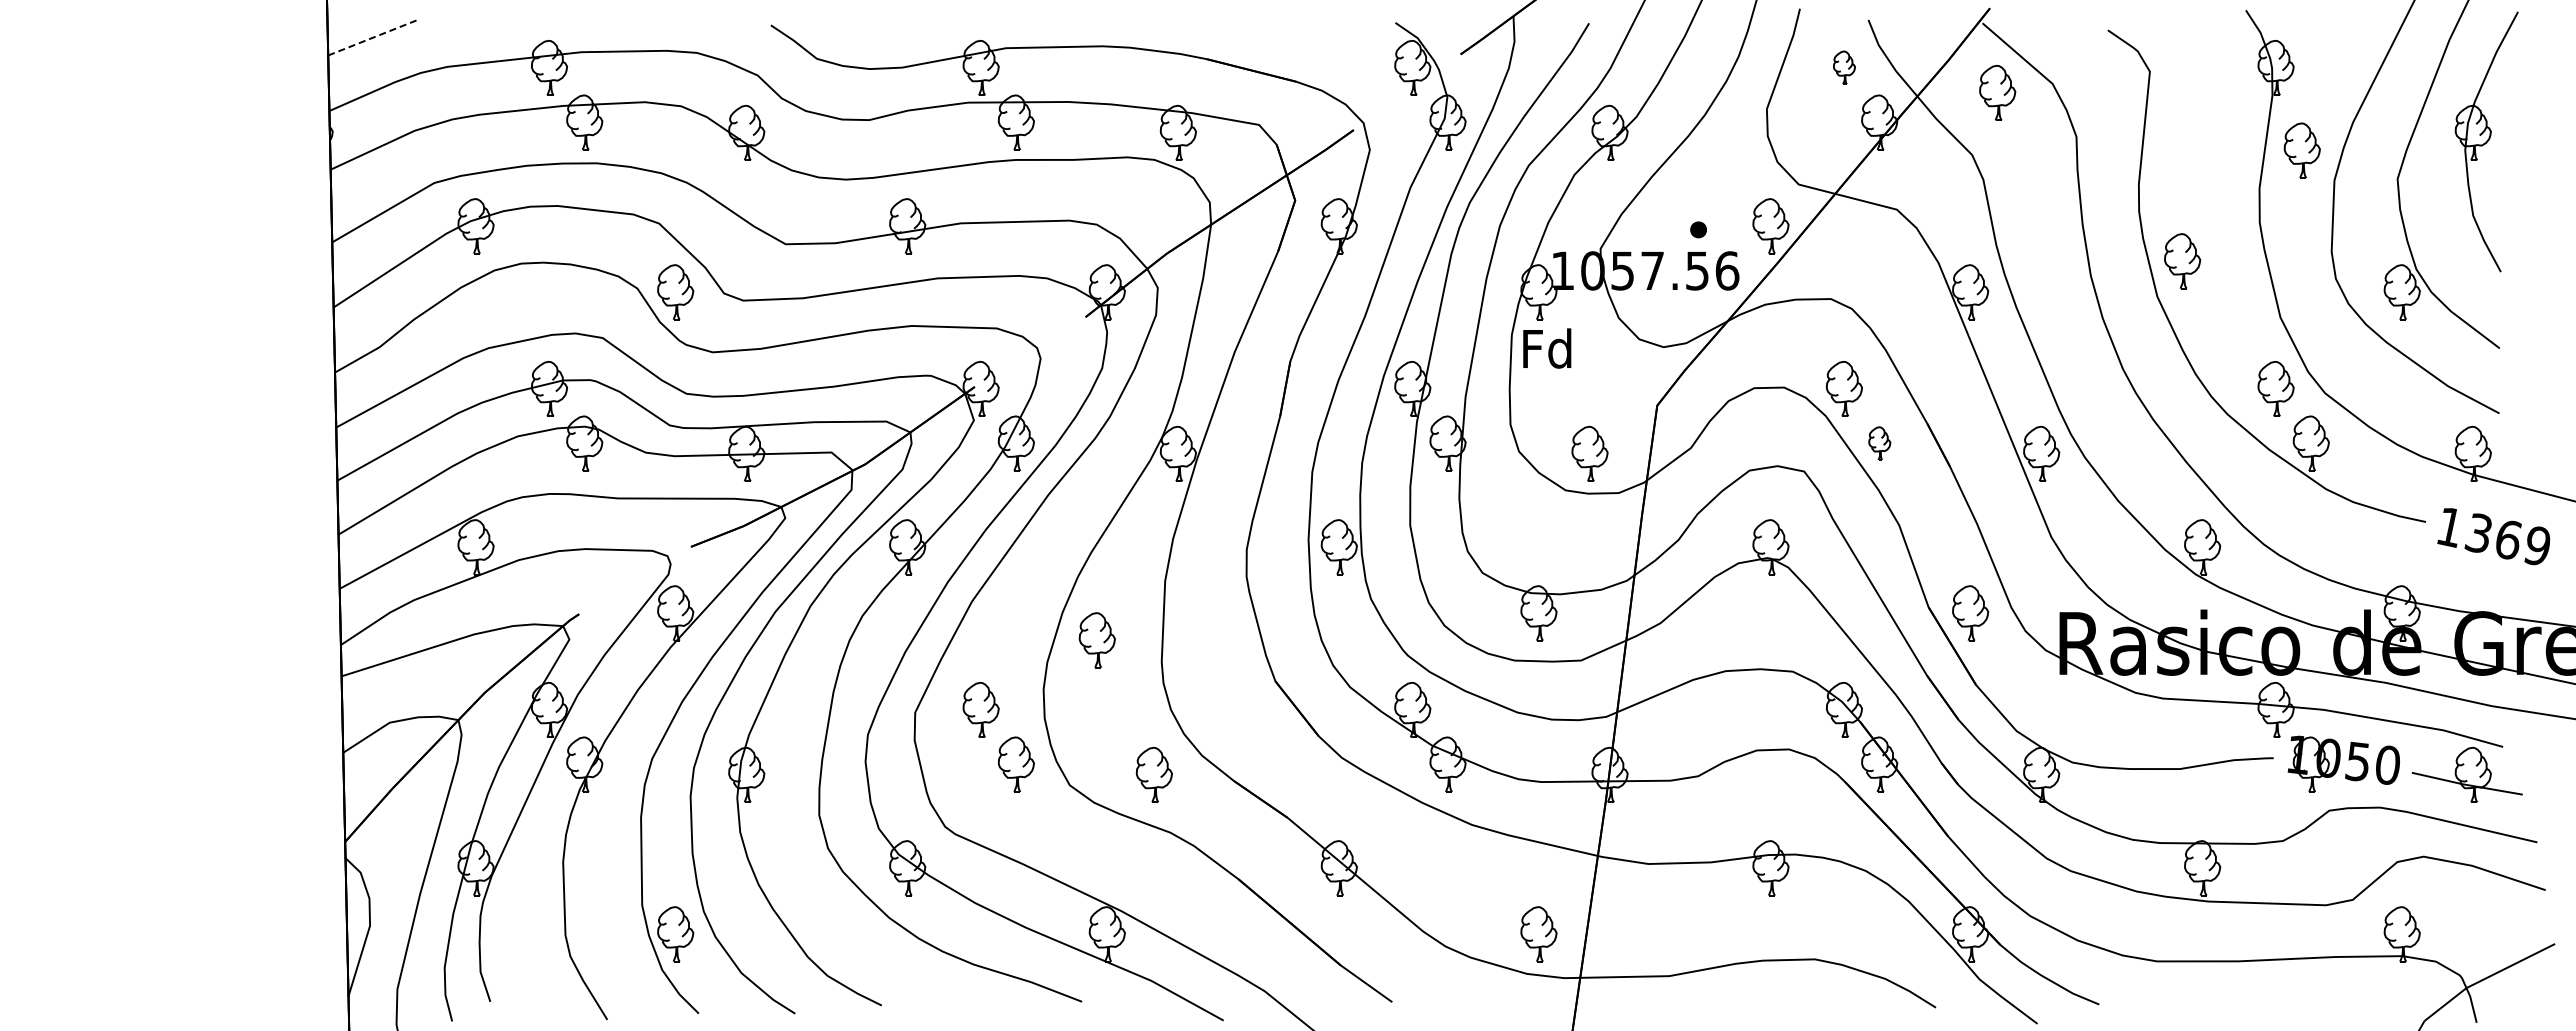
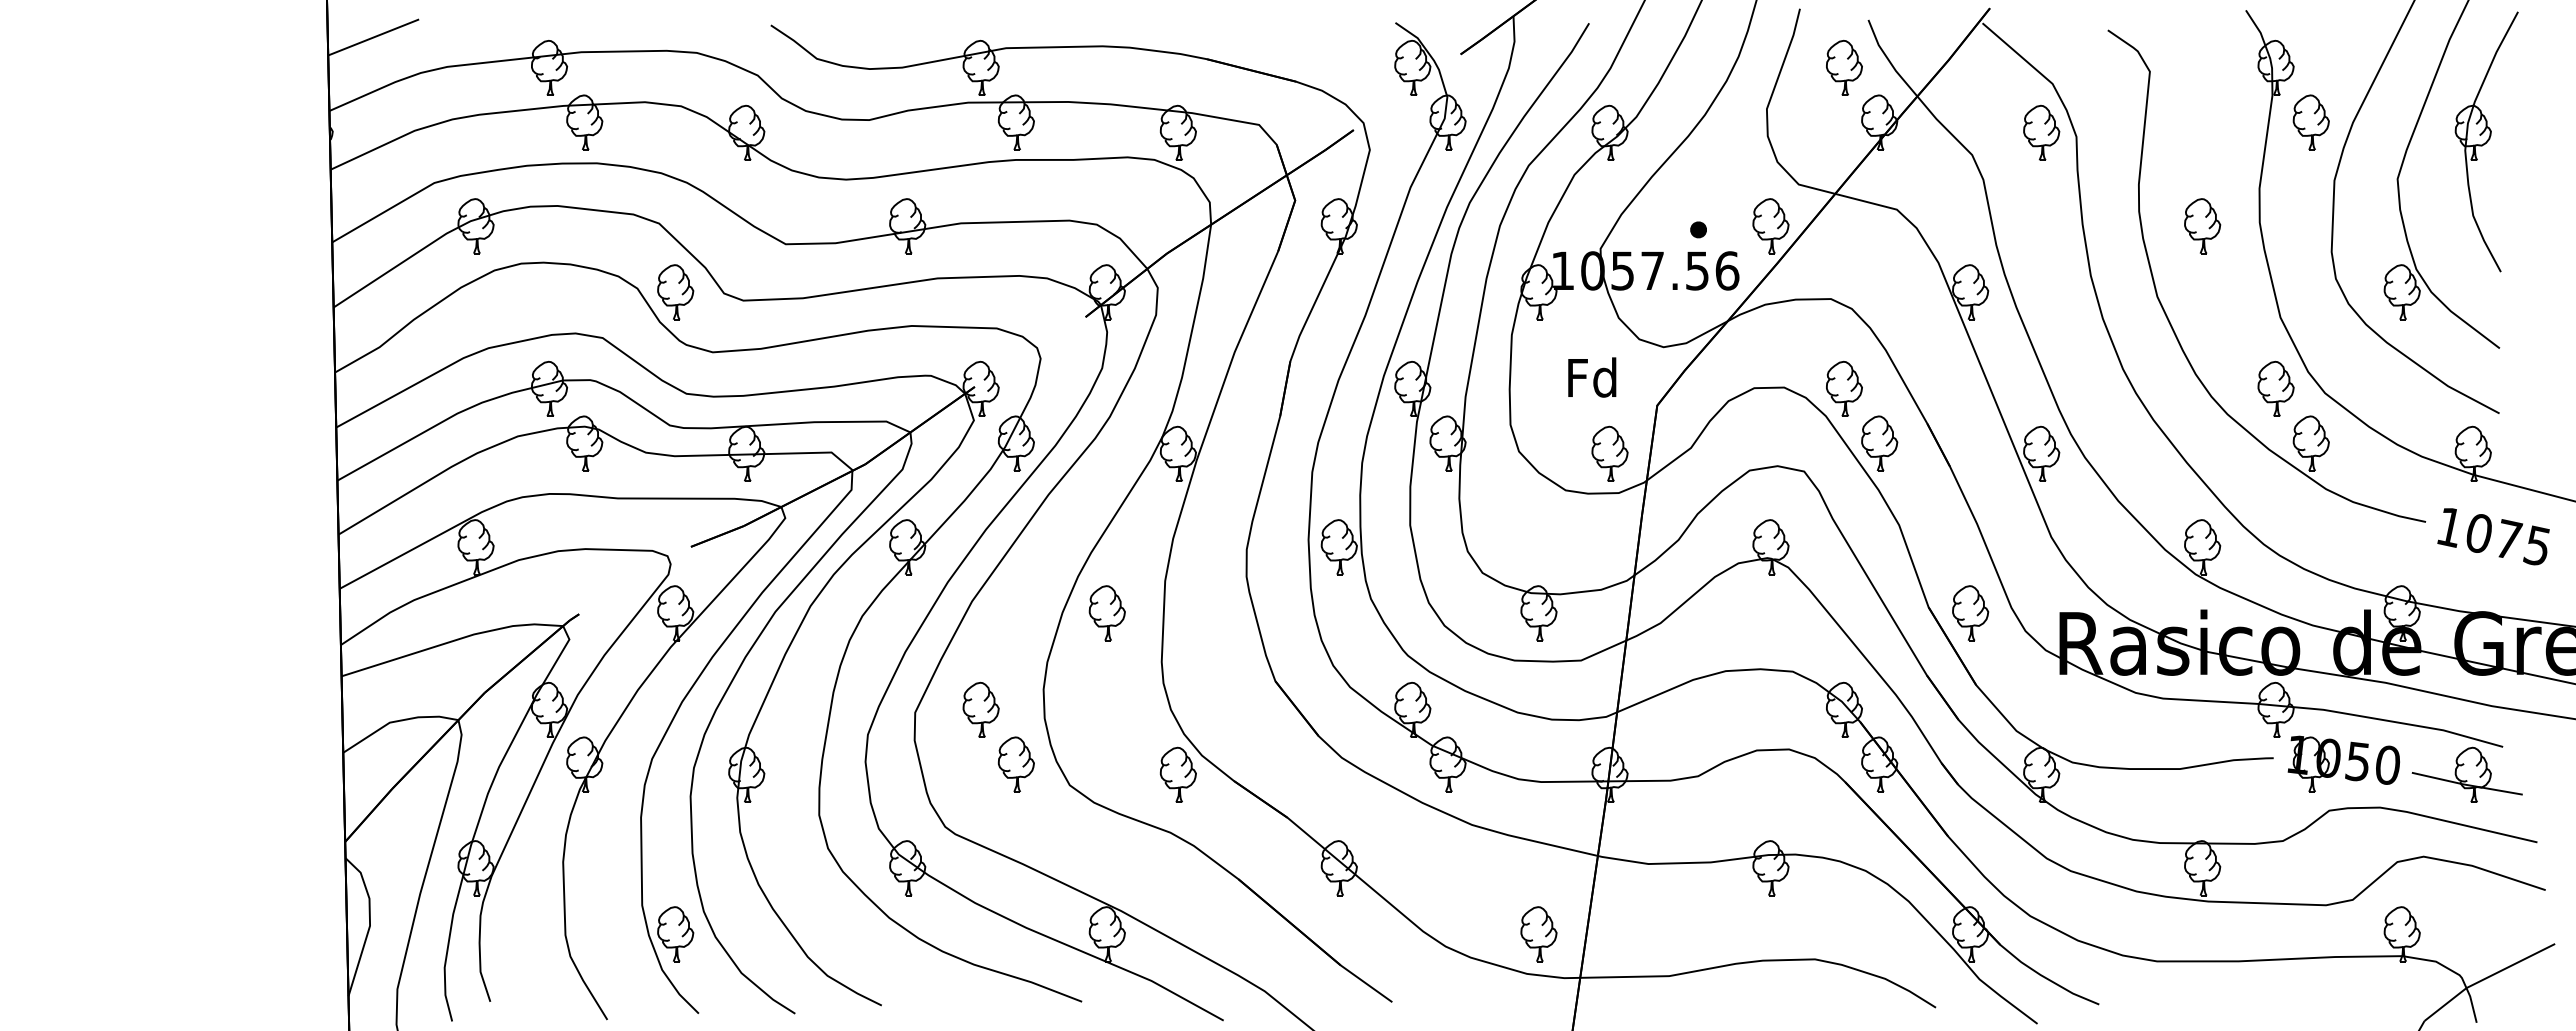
line: dashed -> solid (373, 37)
part size: 23x35 px -> 37x57 px (1844, 67)
part position: (1997, 92) -> (2041, 132) (2041, 132)
part position: (2301, 150) -> (2310, 122) (2310, 122)
part position: (2182, 261) -> (2202, 226) (2202, 226)
text position: (1547, 348) -> (1592, 377) (1592, 377)
part size: 24x35 px -> 38x57 px (1879, 443)
part position: (1589, 453) -> (1609, 453) (1609, 453)
text: 1369 -> 1075 (2507, 539)
part position: (1096, 640) -> (1106, 613) (1106, 613)
part position: (1153, 774) -> (1177, 774) (1177, 774)
